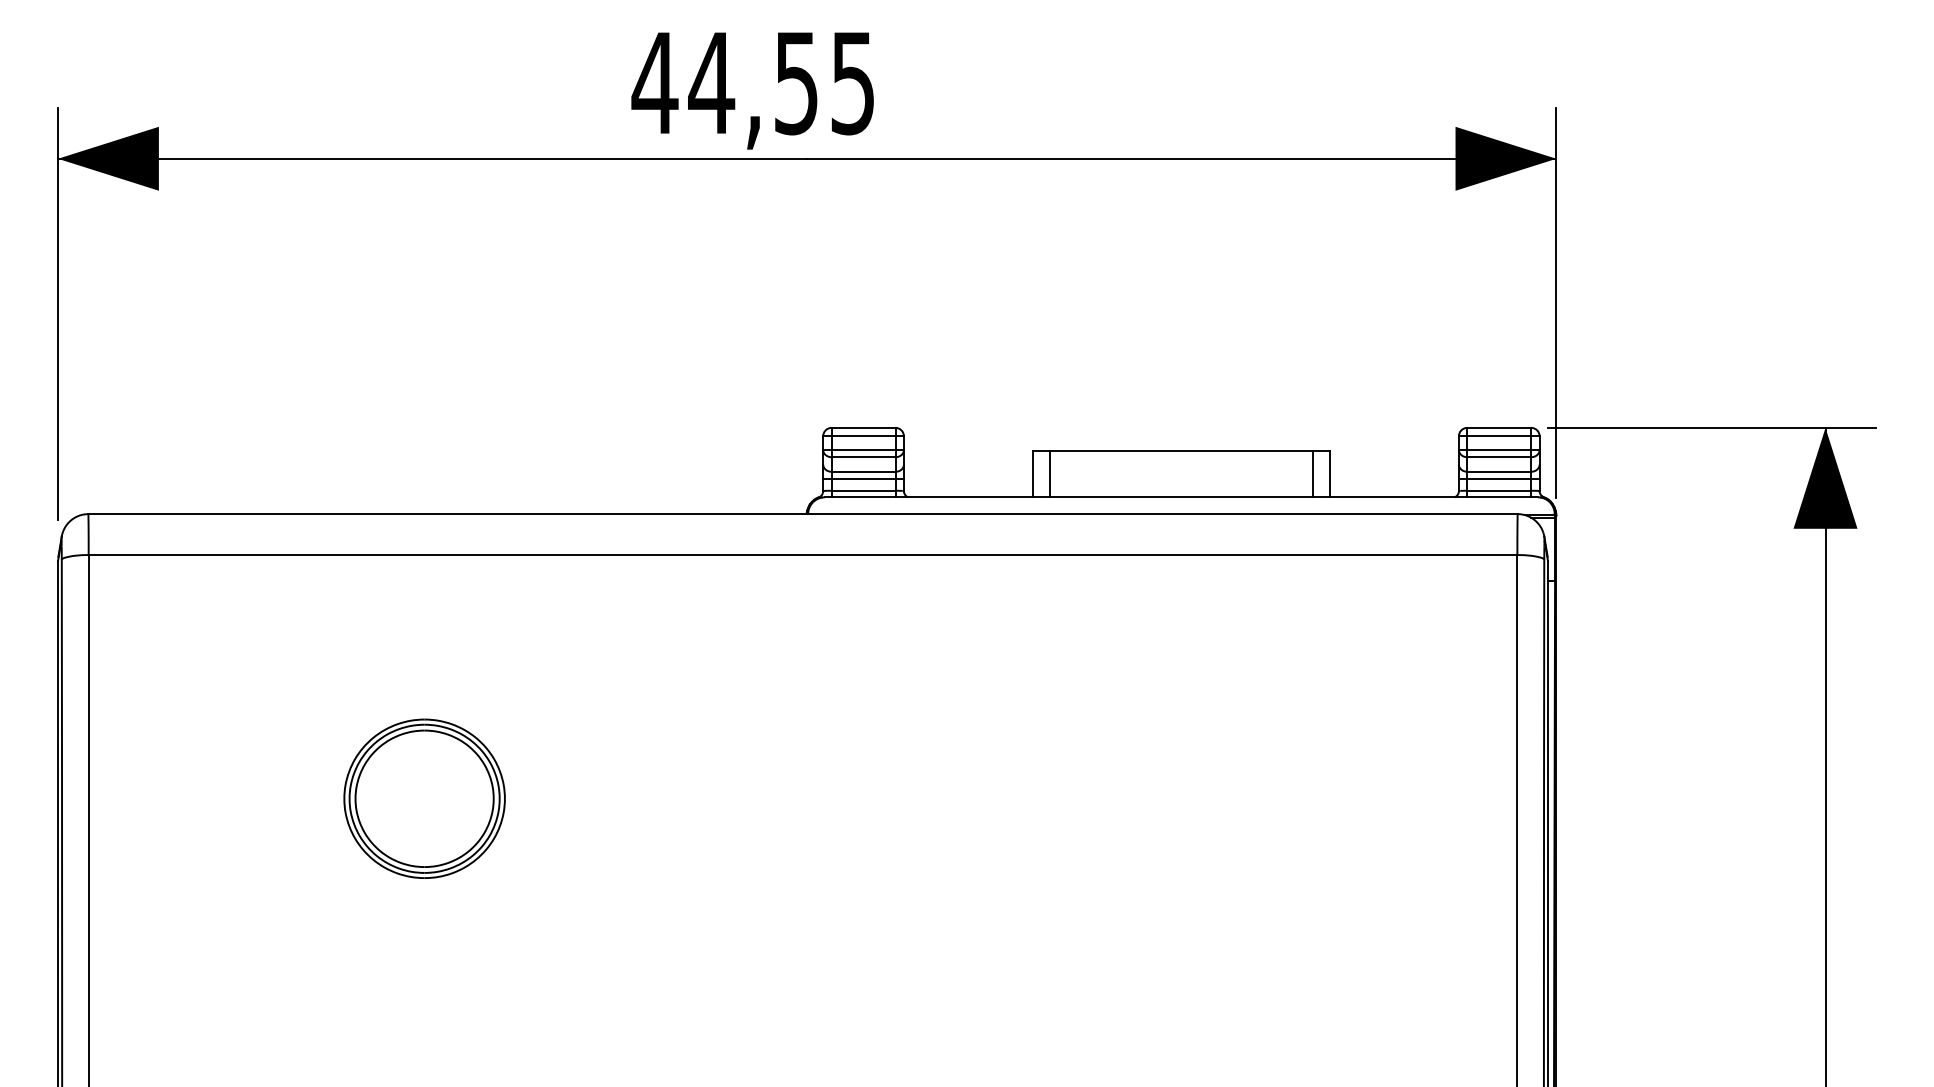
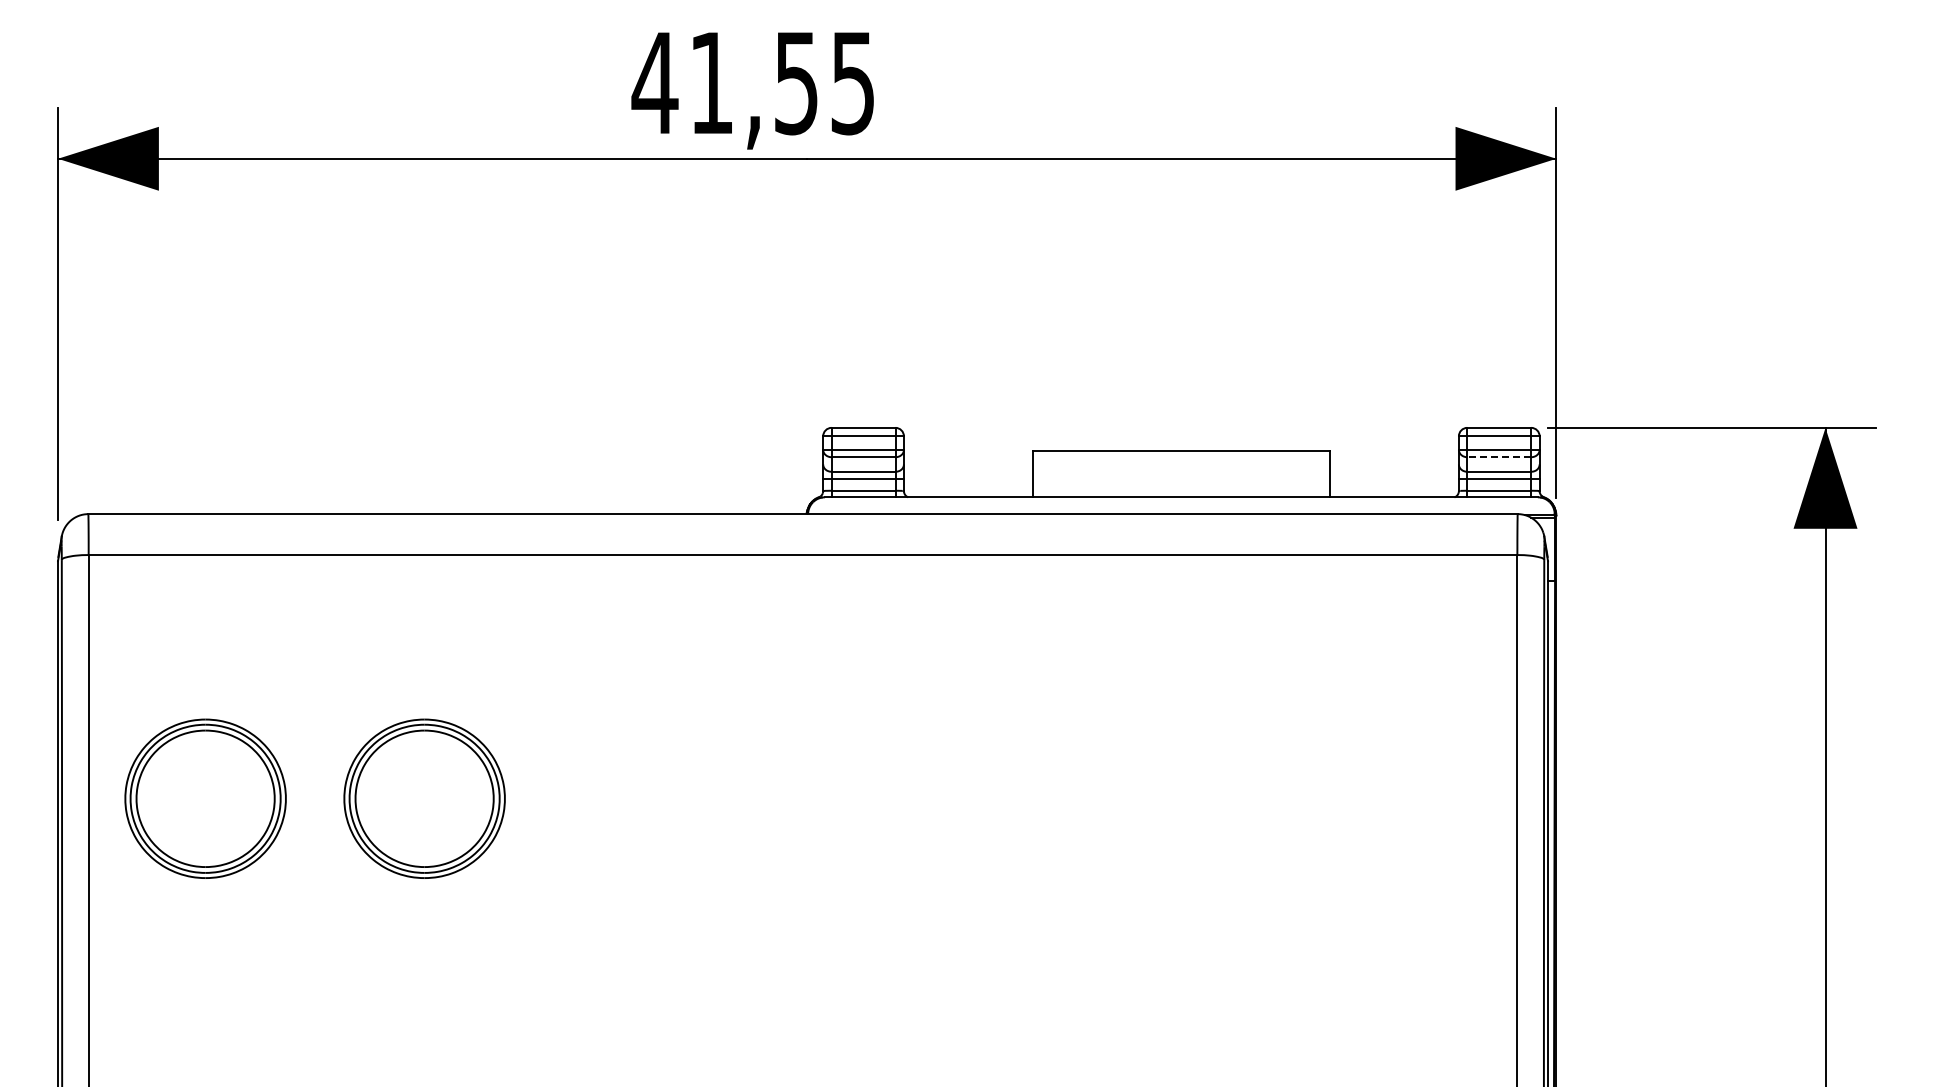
text: 44,55 -> 41,55 (711, 82)
line: solid -> dashed (1499, 457)
line: present -> none (1050, 474)
line: present -> none (1312, 474)
part: none -> present (205, 798)
